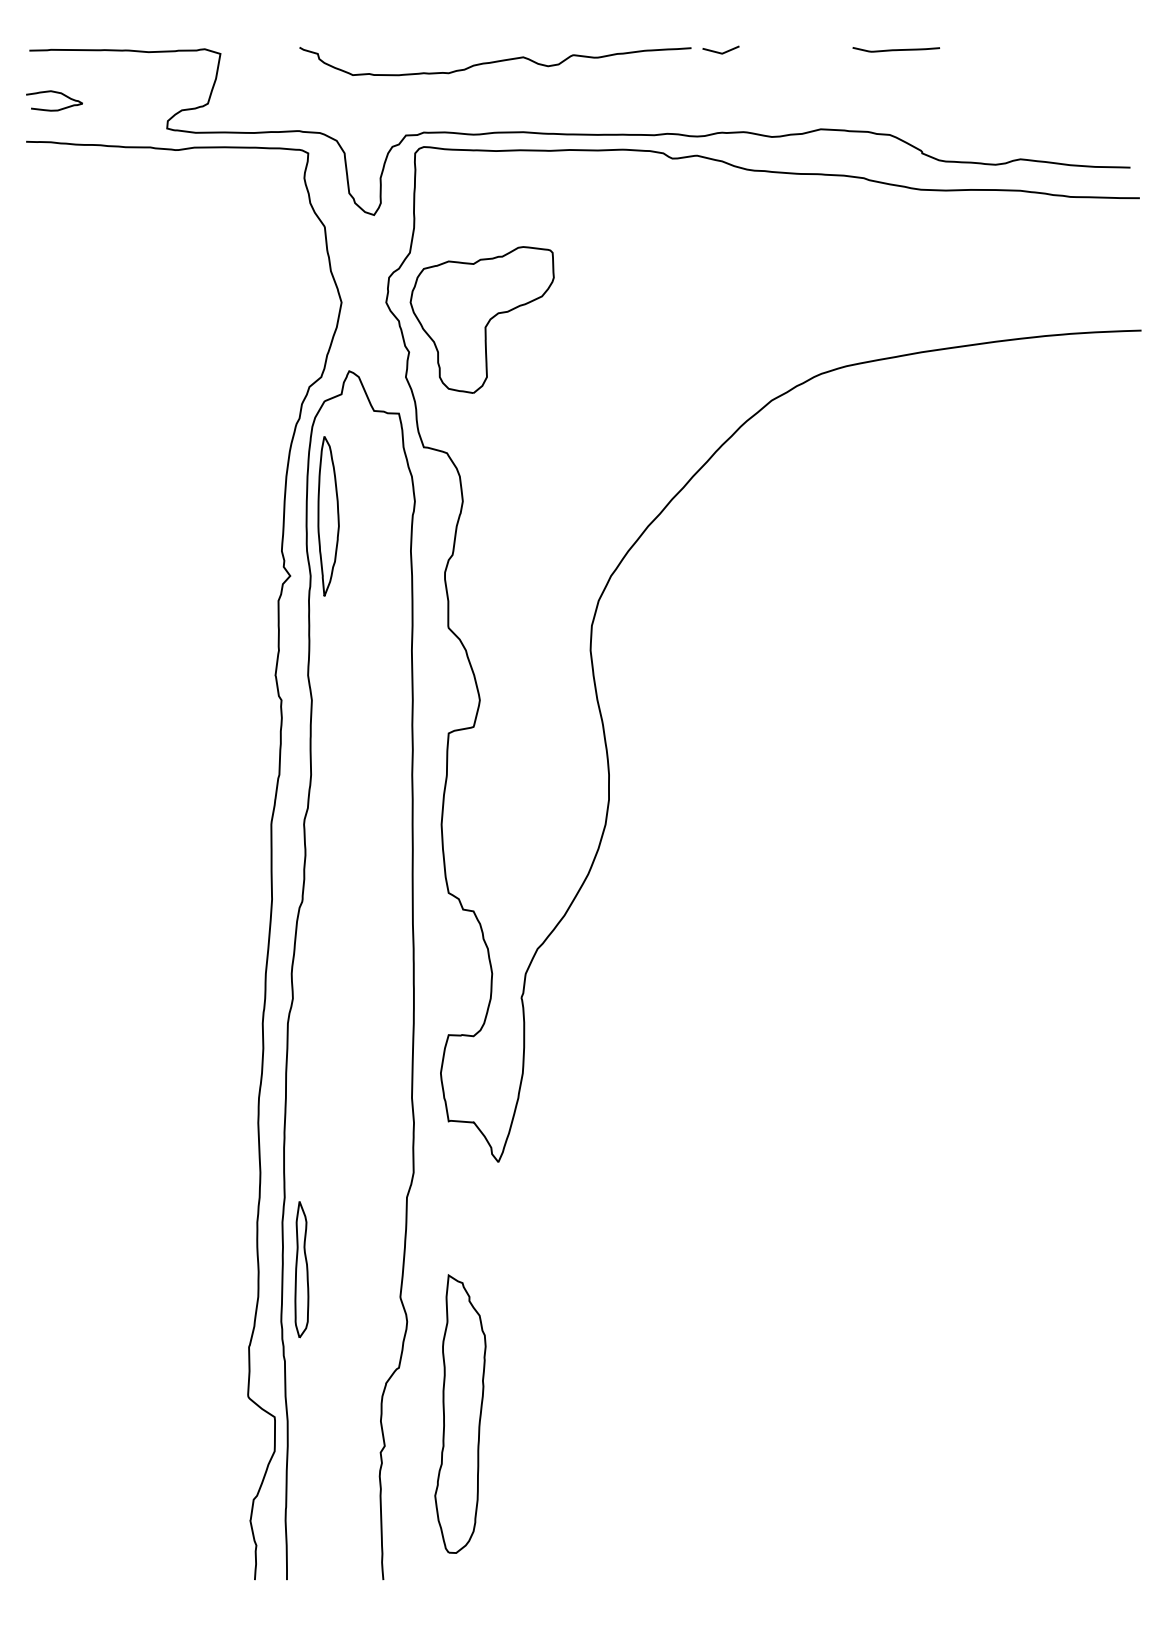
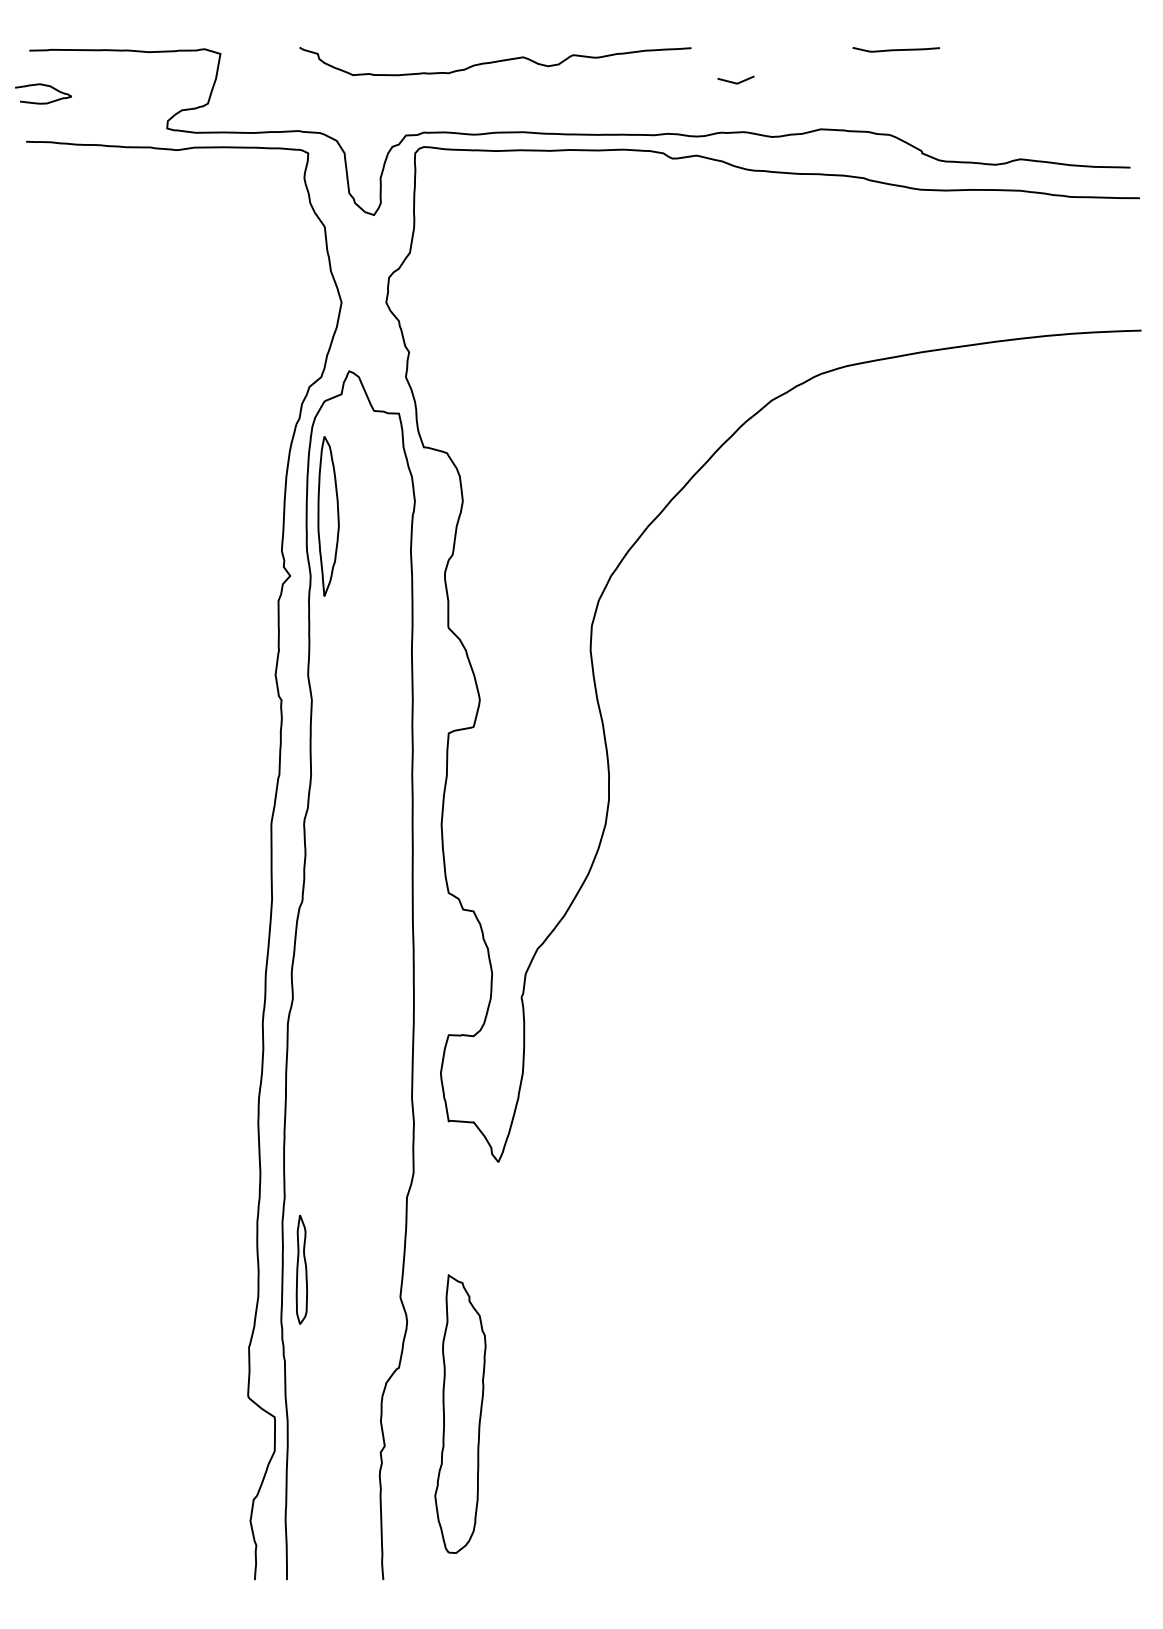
line position: (718, 51) -> (733, 81) (733, 81)
curve position: (56, 93) -> (45, 86) (45, 86)
part: present -> none (481, 319)
part size: 16x138 px -> 13x111 px (301, 1269)
